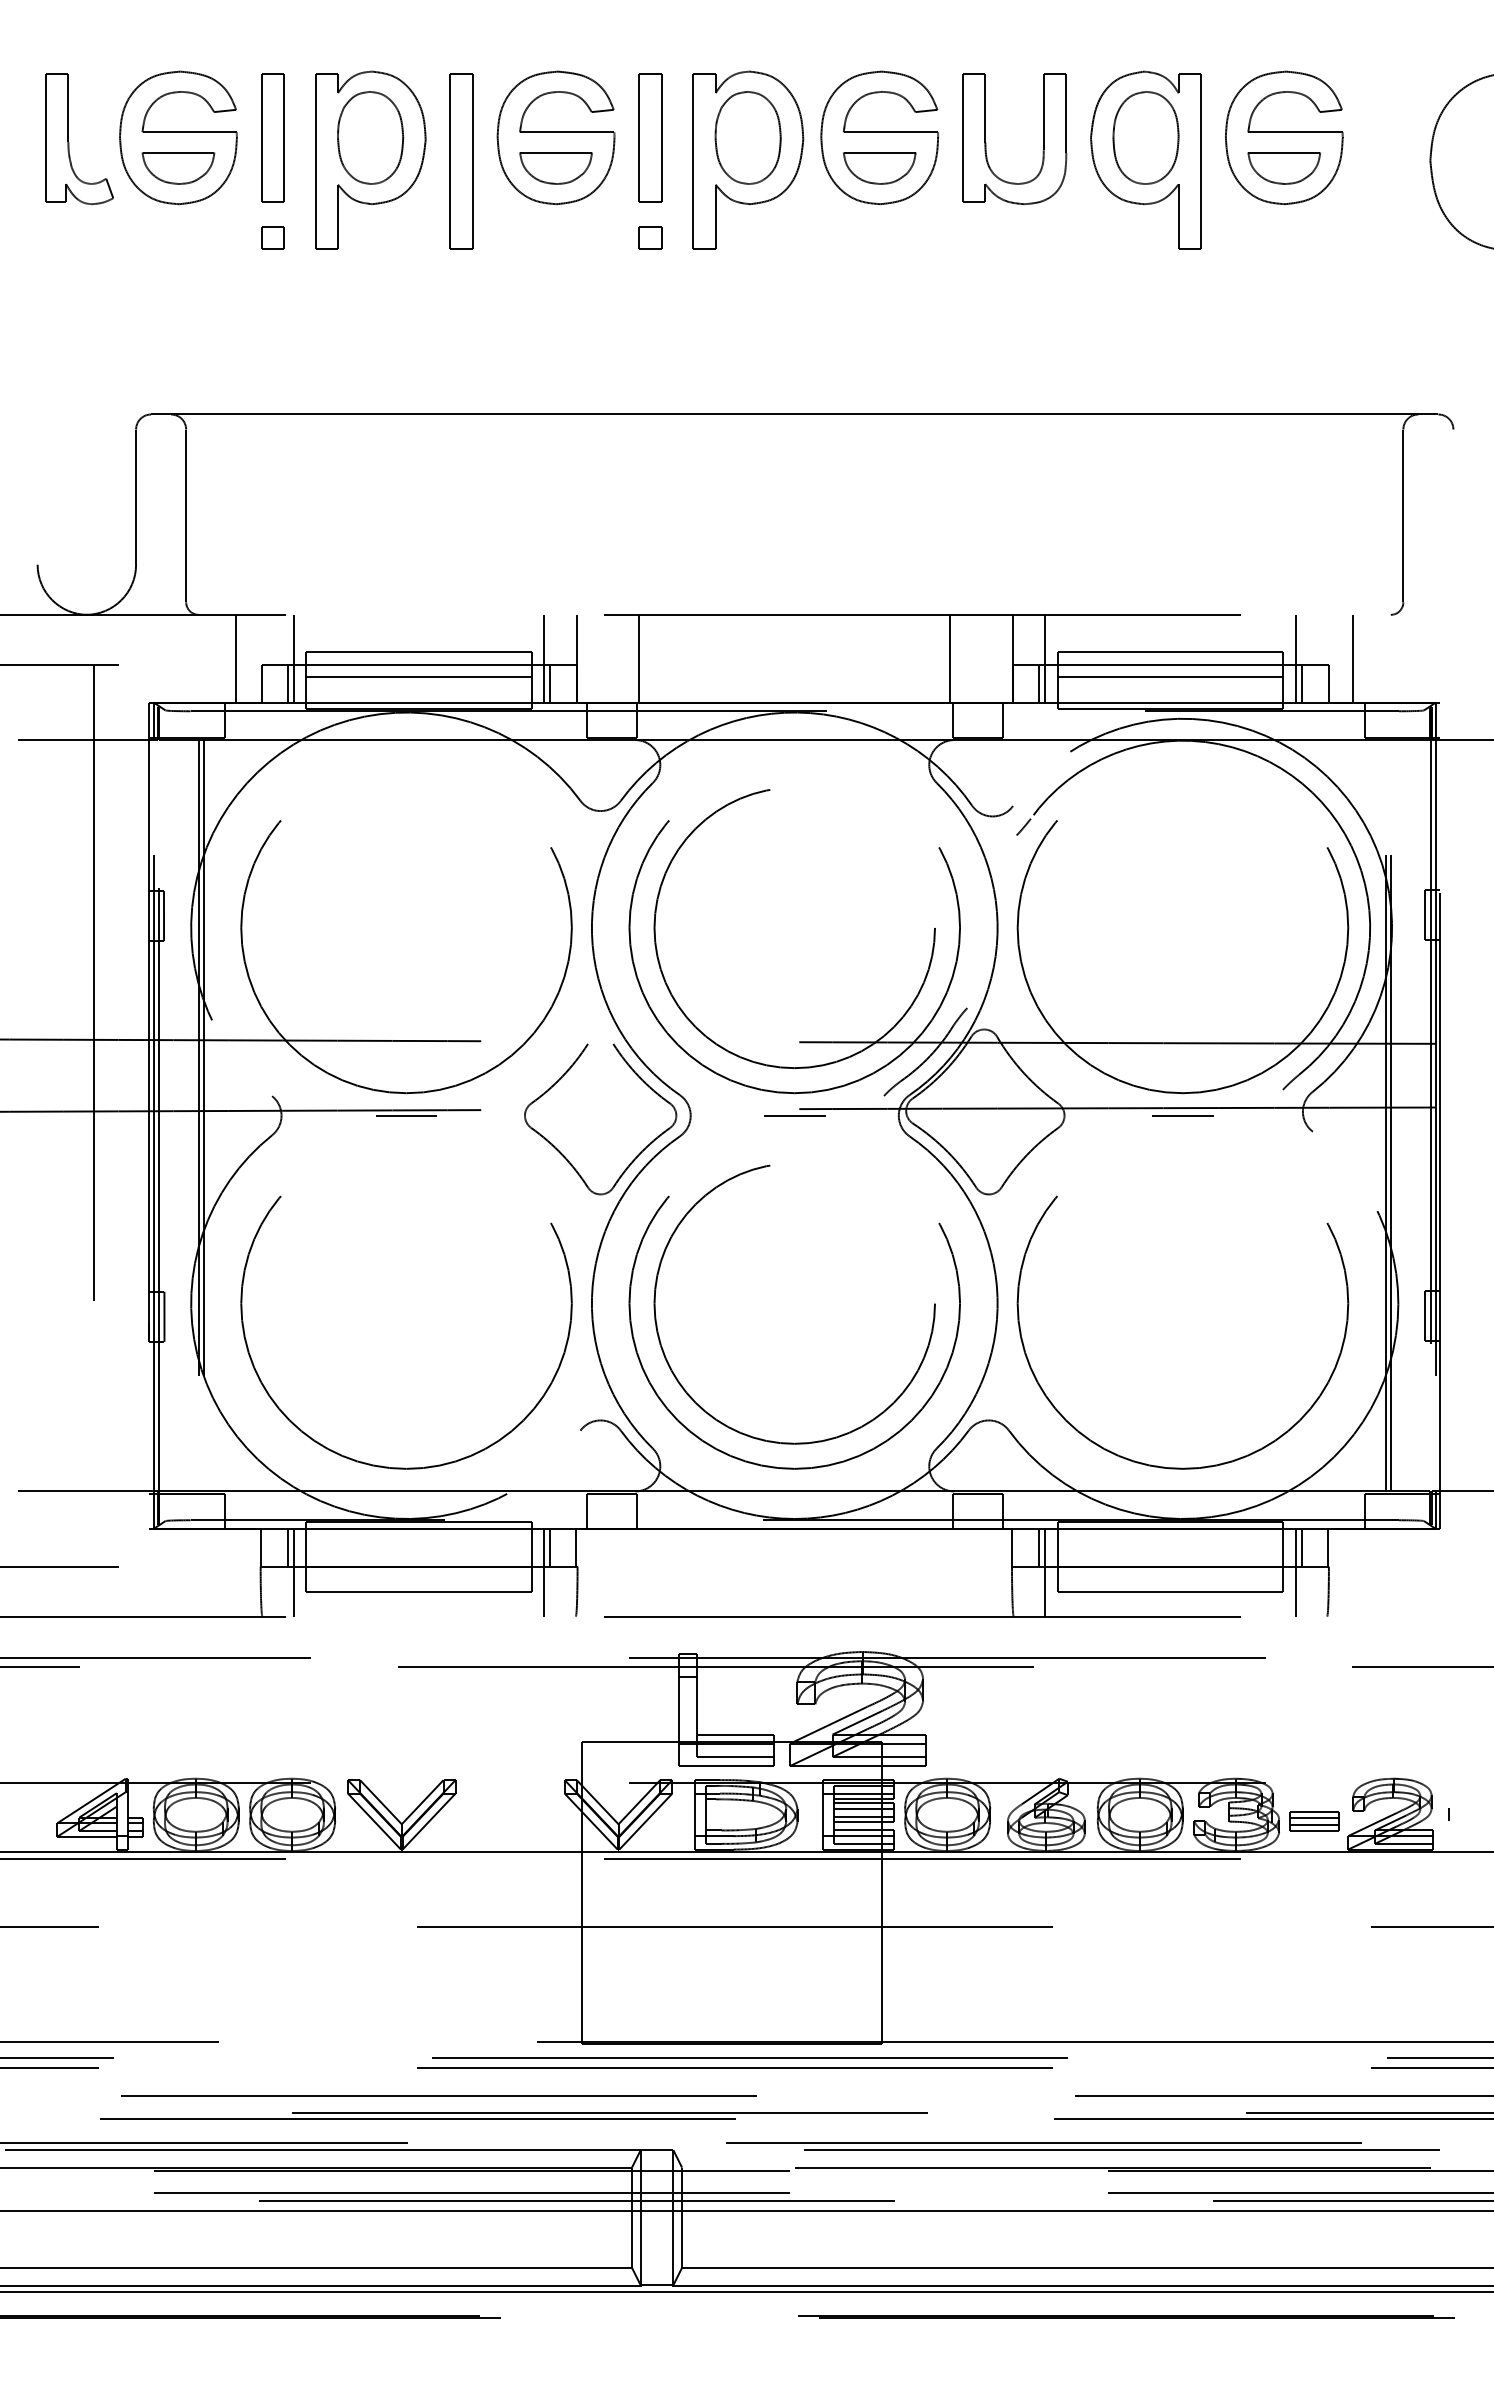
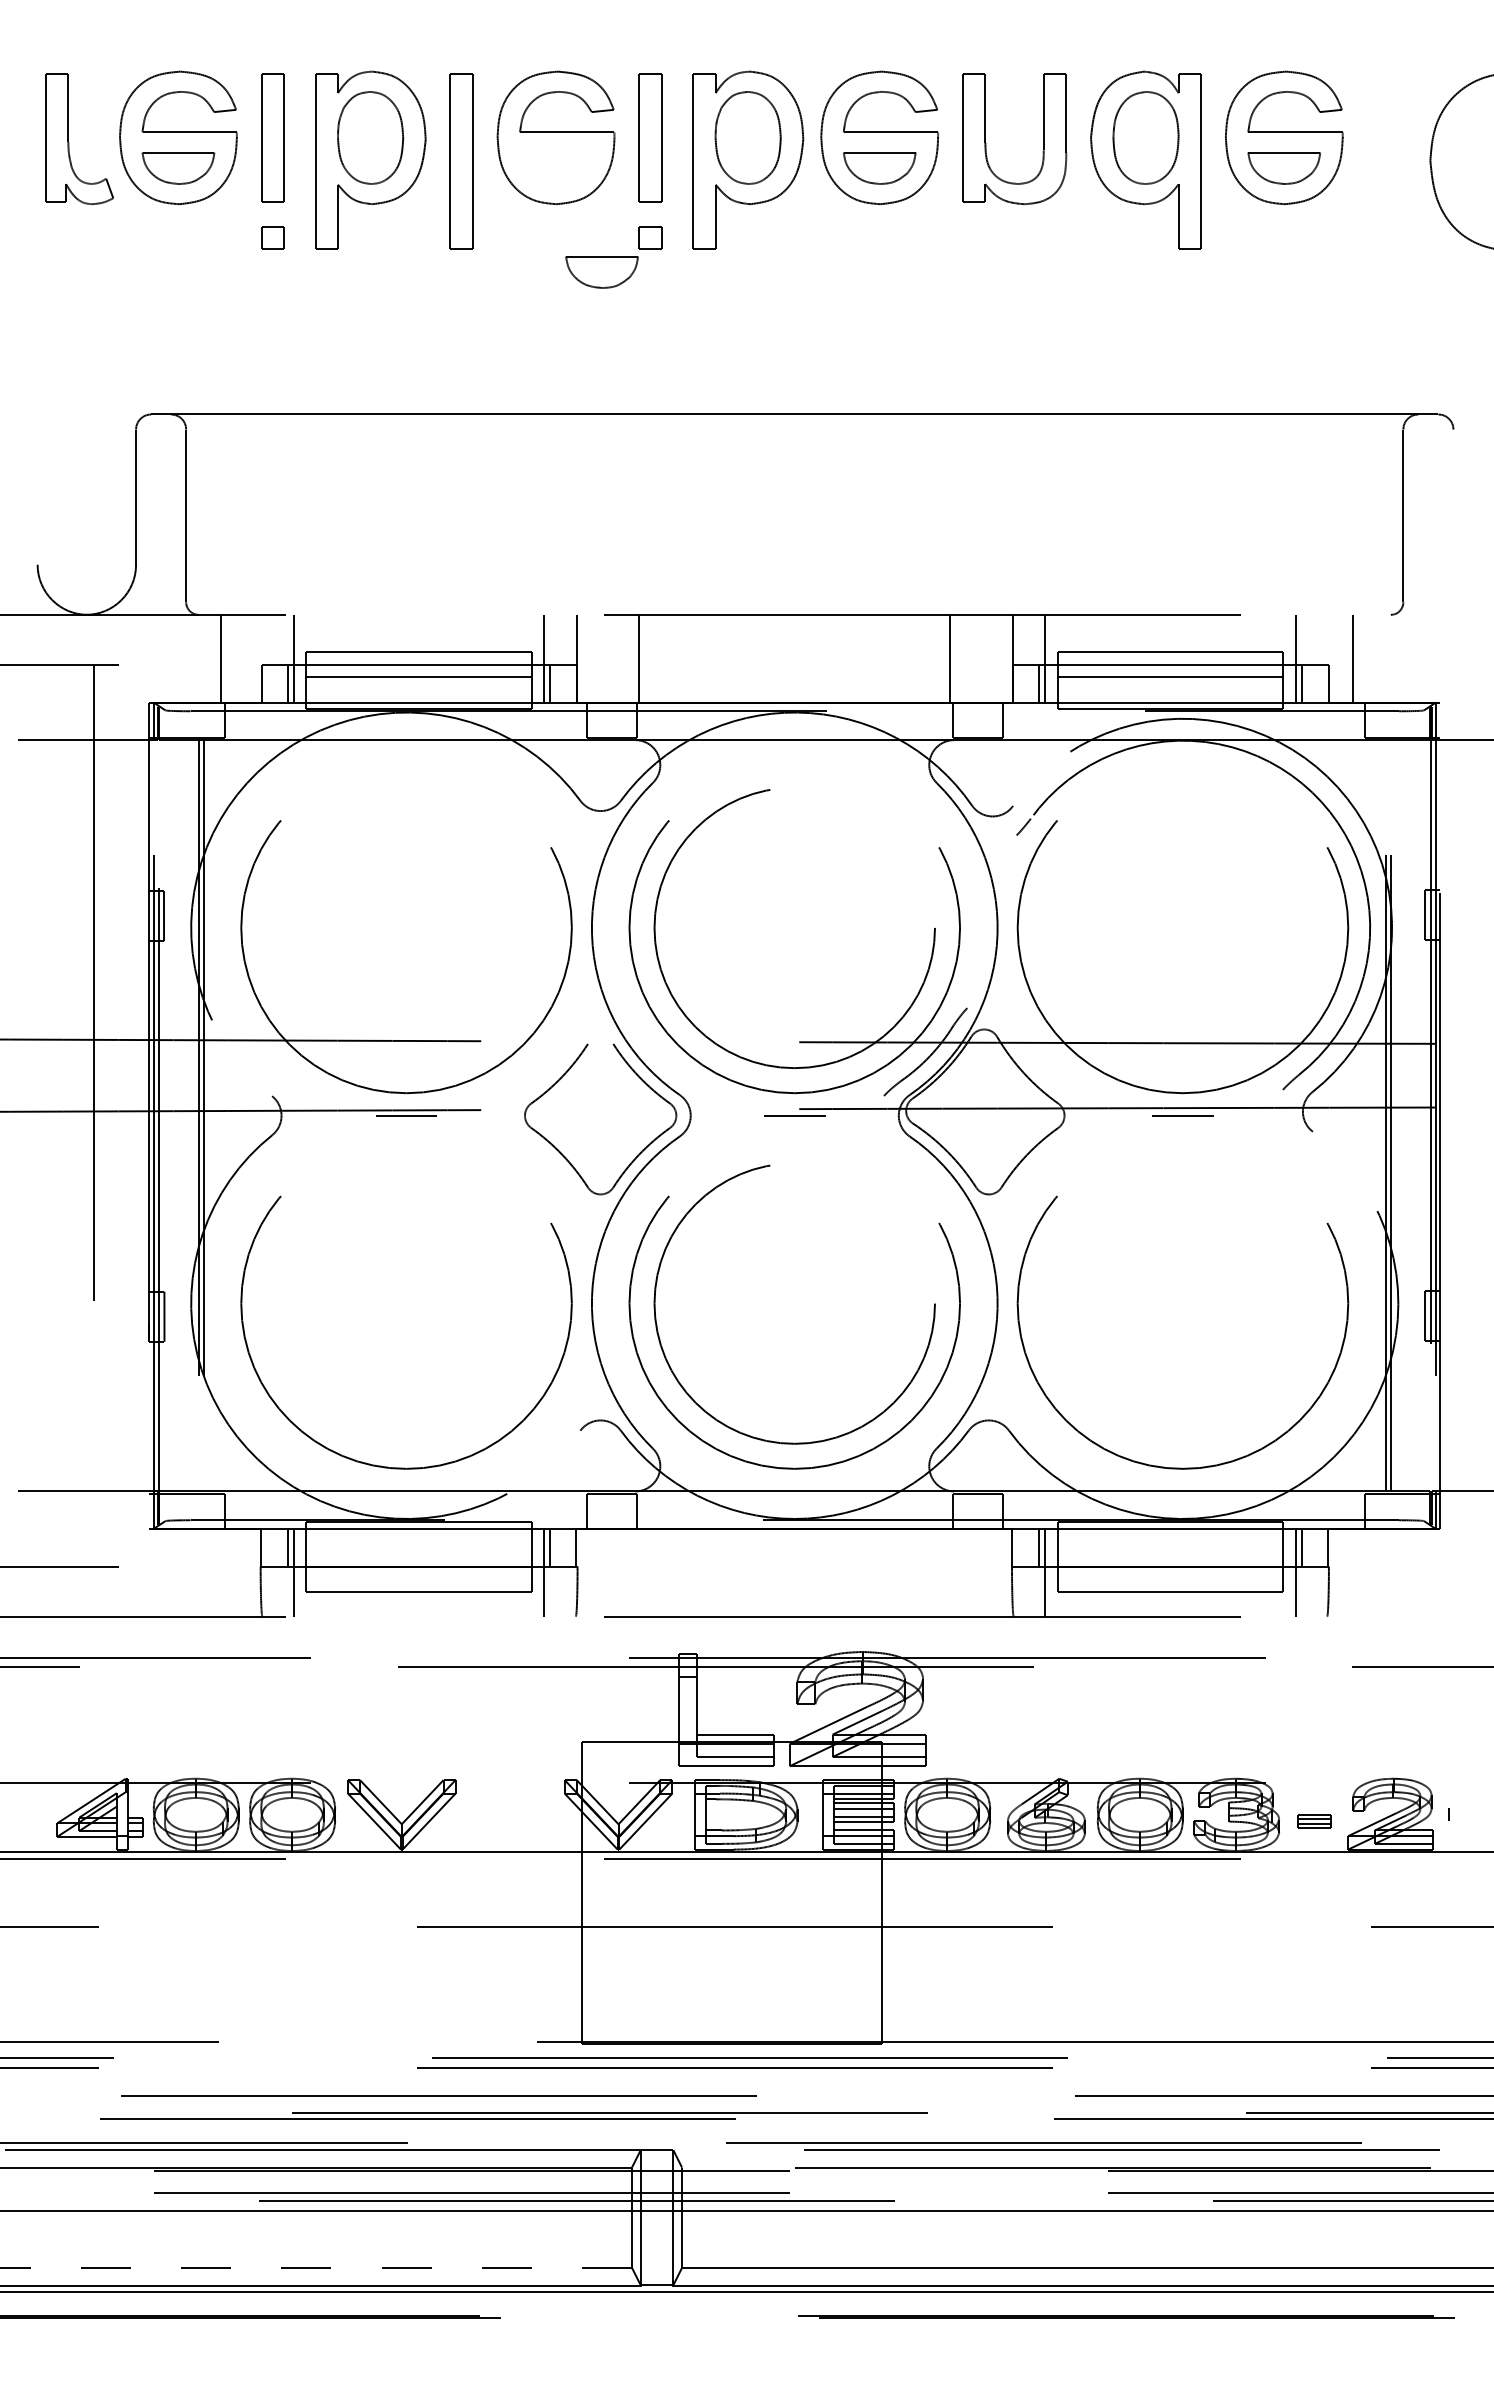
part position: (555, 168) -> (601, 272) (601, 272)
line position: (236, 658) -> (221, 658) (221, 658)
part size: 51x21 px -> 35x15 px (1314, 1821)
line: solid -> dashed (316, 2267)
